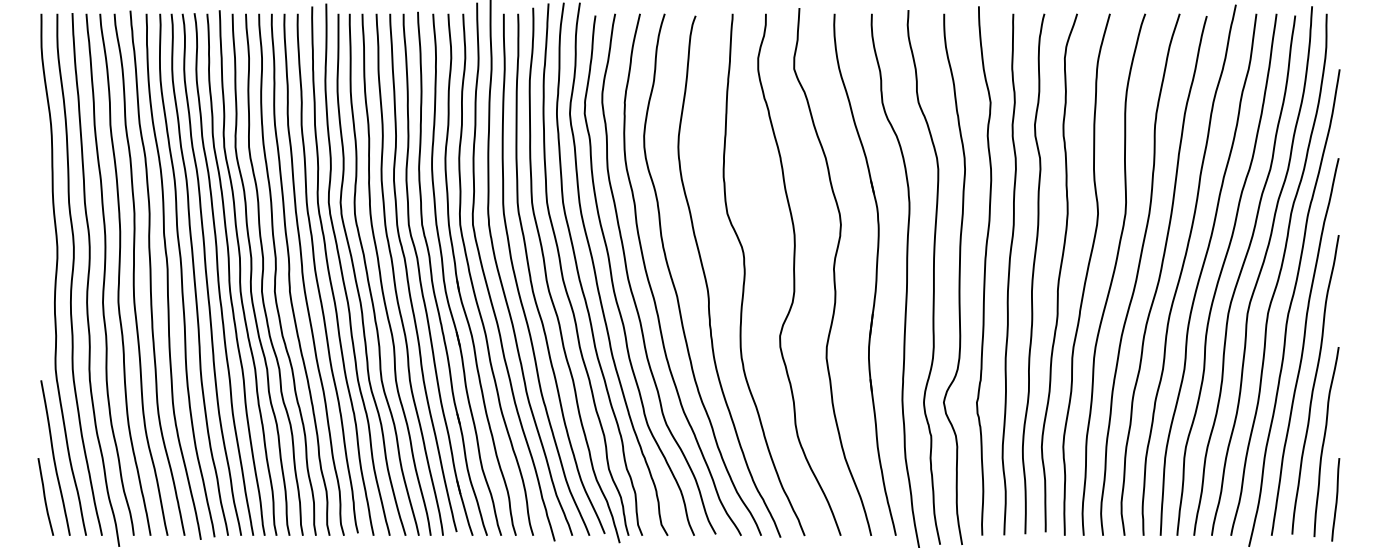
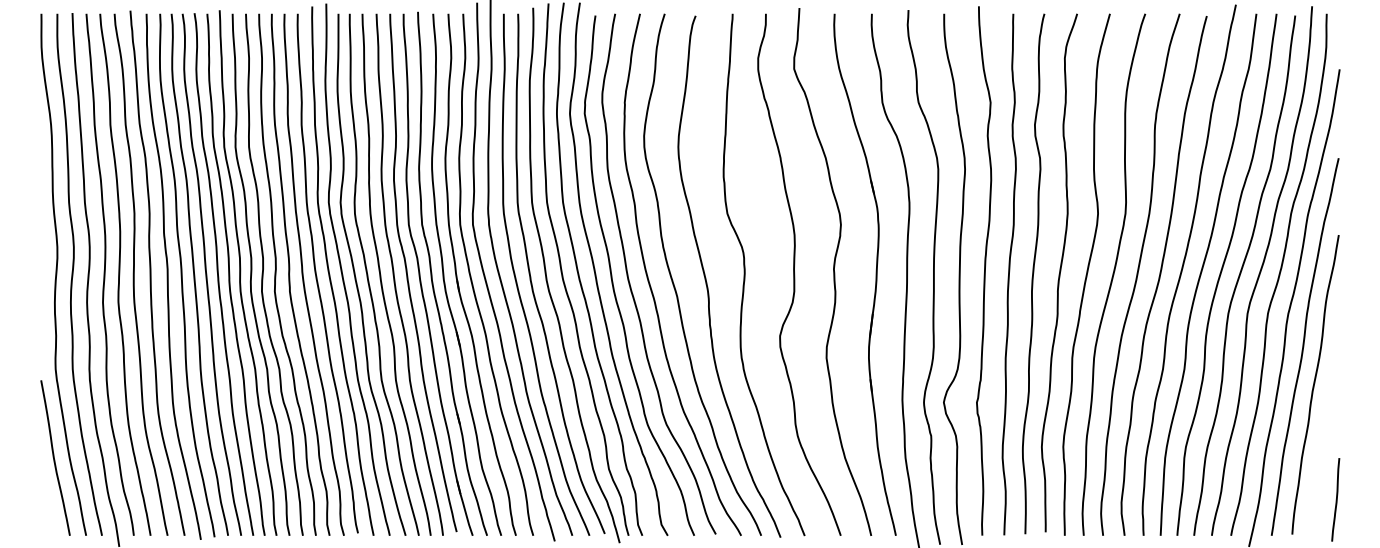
curve: present -> none (1324, 442)
curve: present -> none (45, 496)
